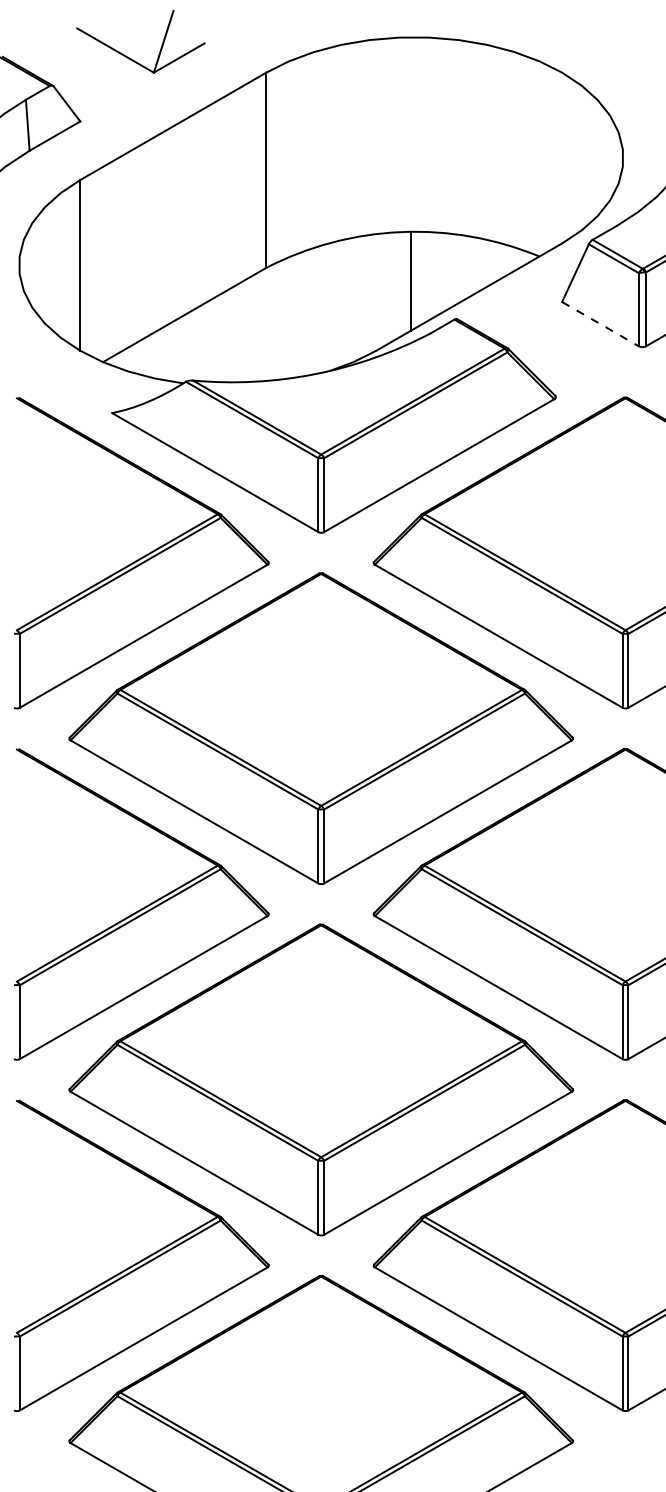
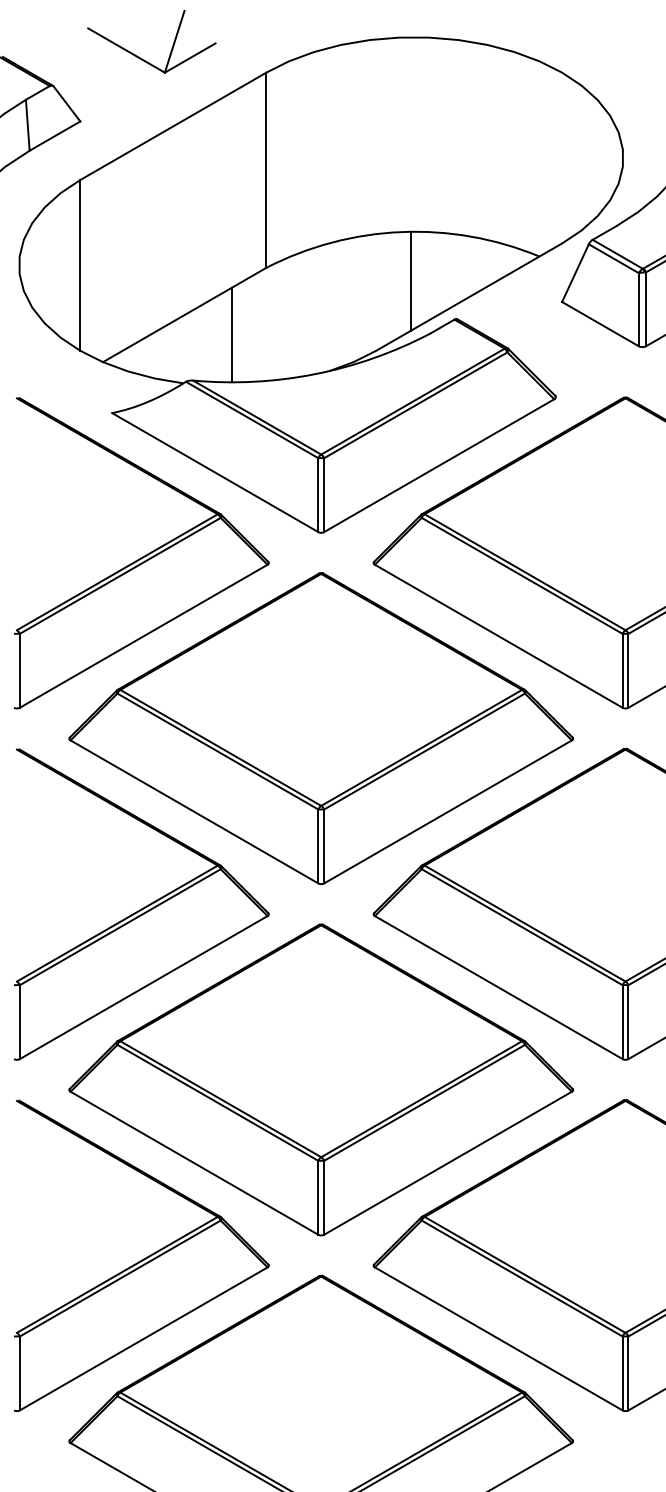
part position: (128, 56) -> (139, 56) (139, 56)
line: dashed -> solid (600, 324)
line: none -> present (231, 334)
